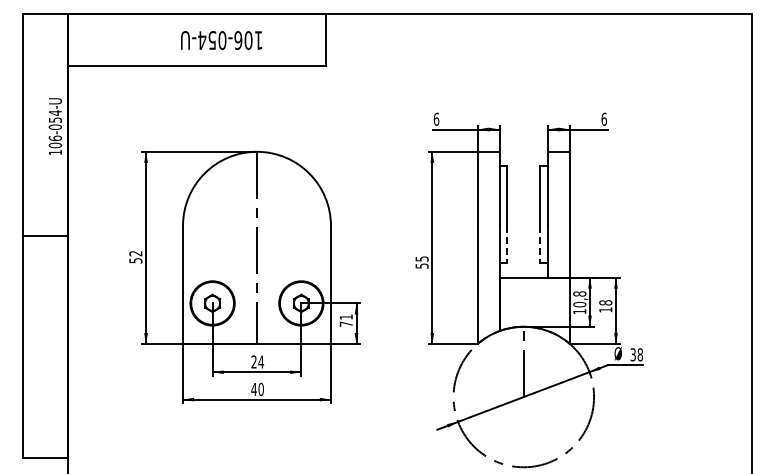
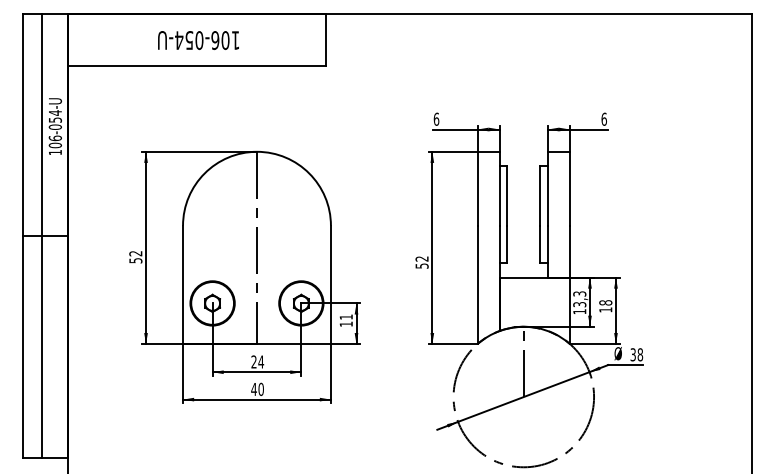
text position: (221, 40) -> (198, 40) (198, 40)
line: none -> present (41, 235)
line: dashed -> solid (507, 244)
line: dashed -> solid (540, 244)
text: 55 -> 52 (421, 258)
text: 10,8 -> 13,3 (579, 299)
text: 71 -> 11 (345, 323)
